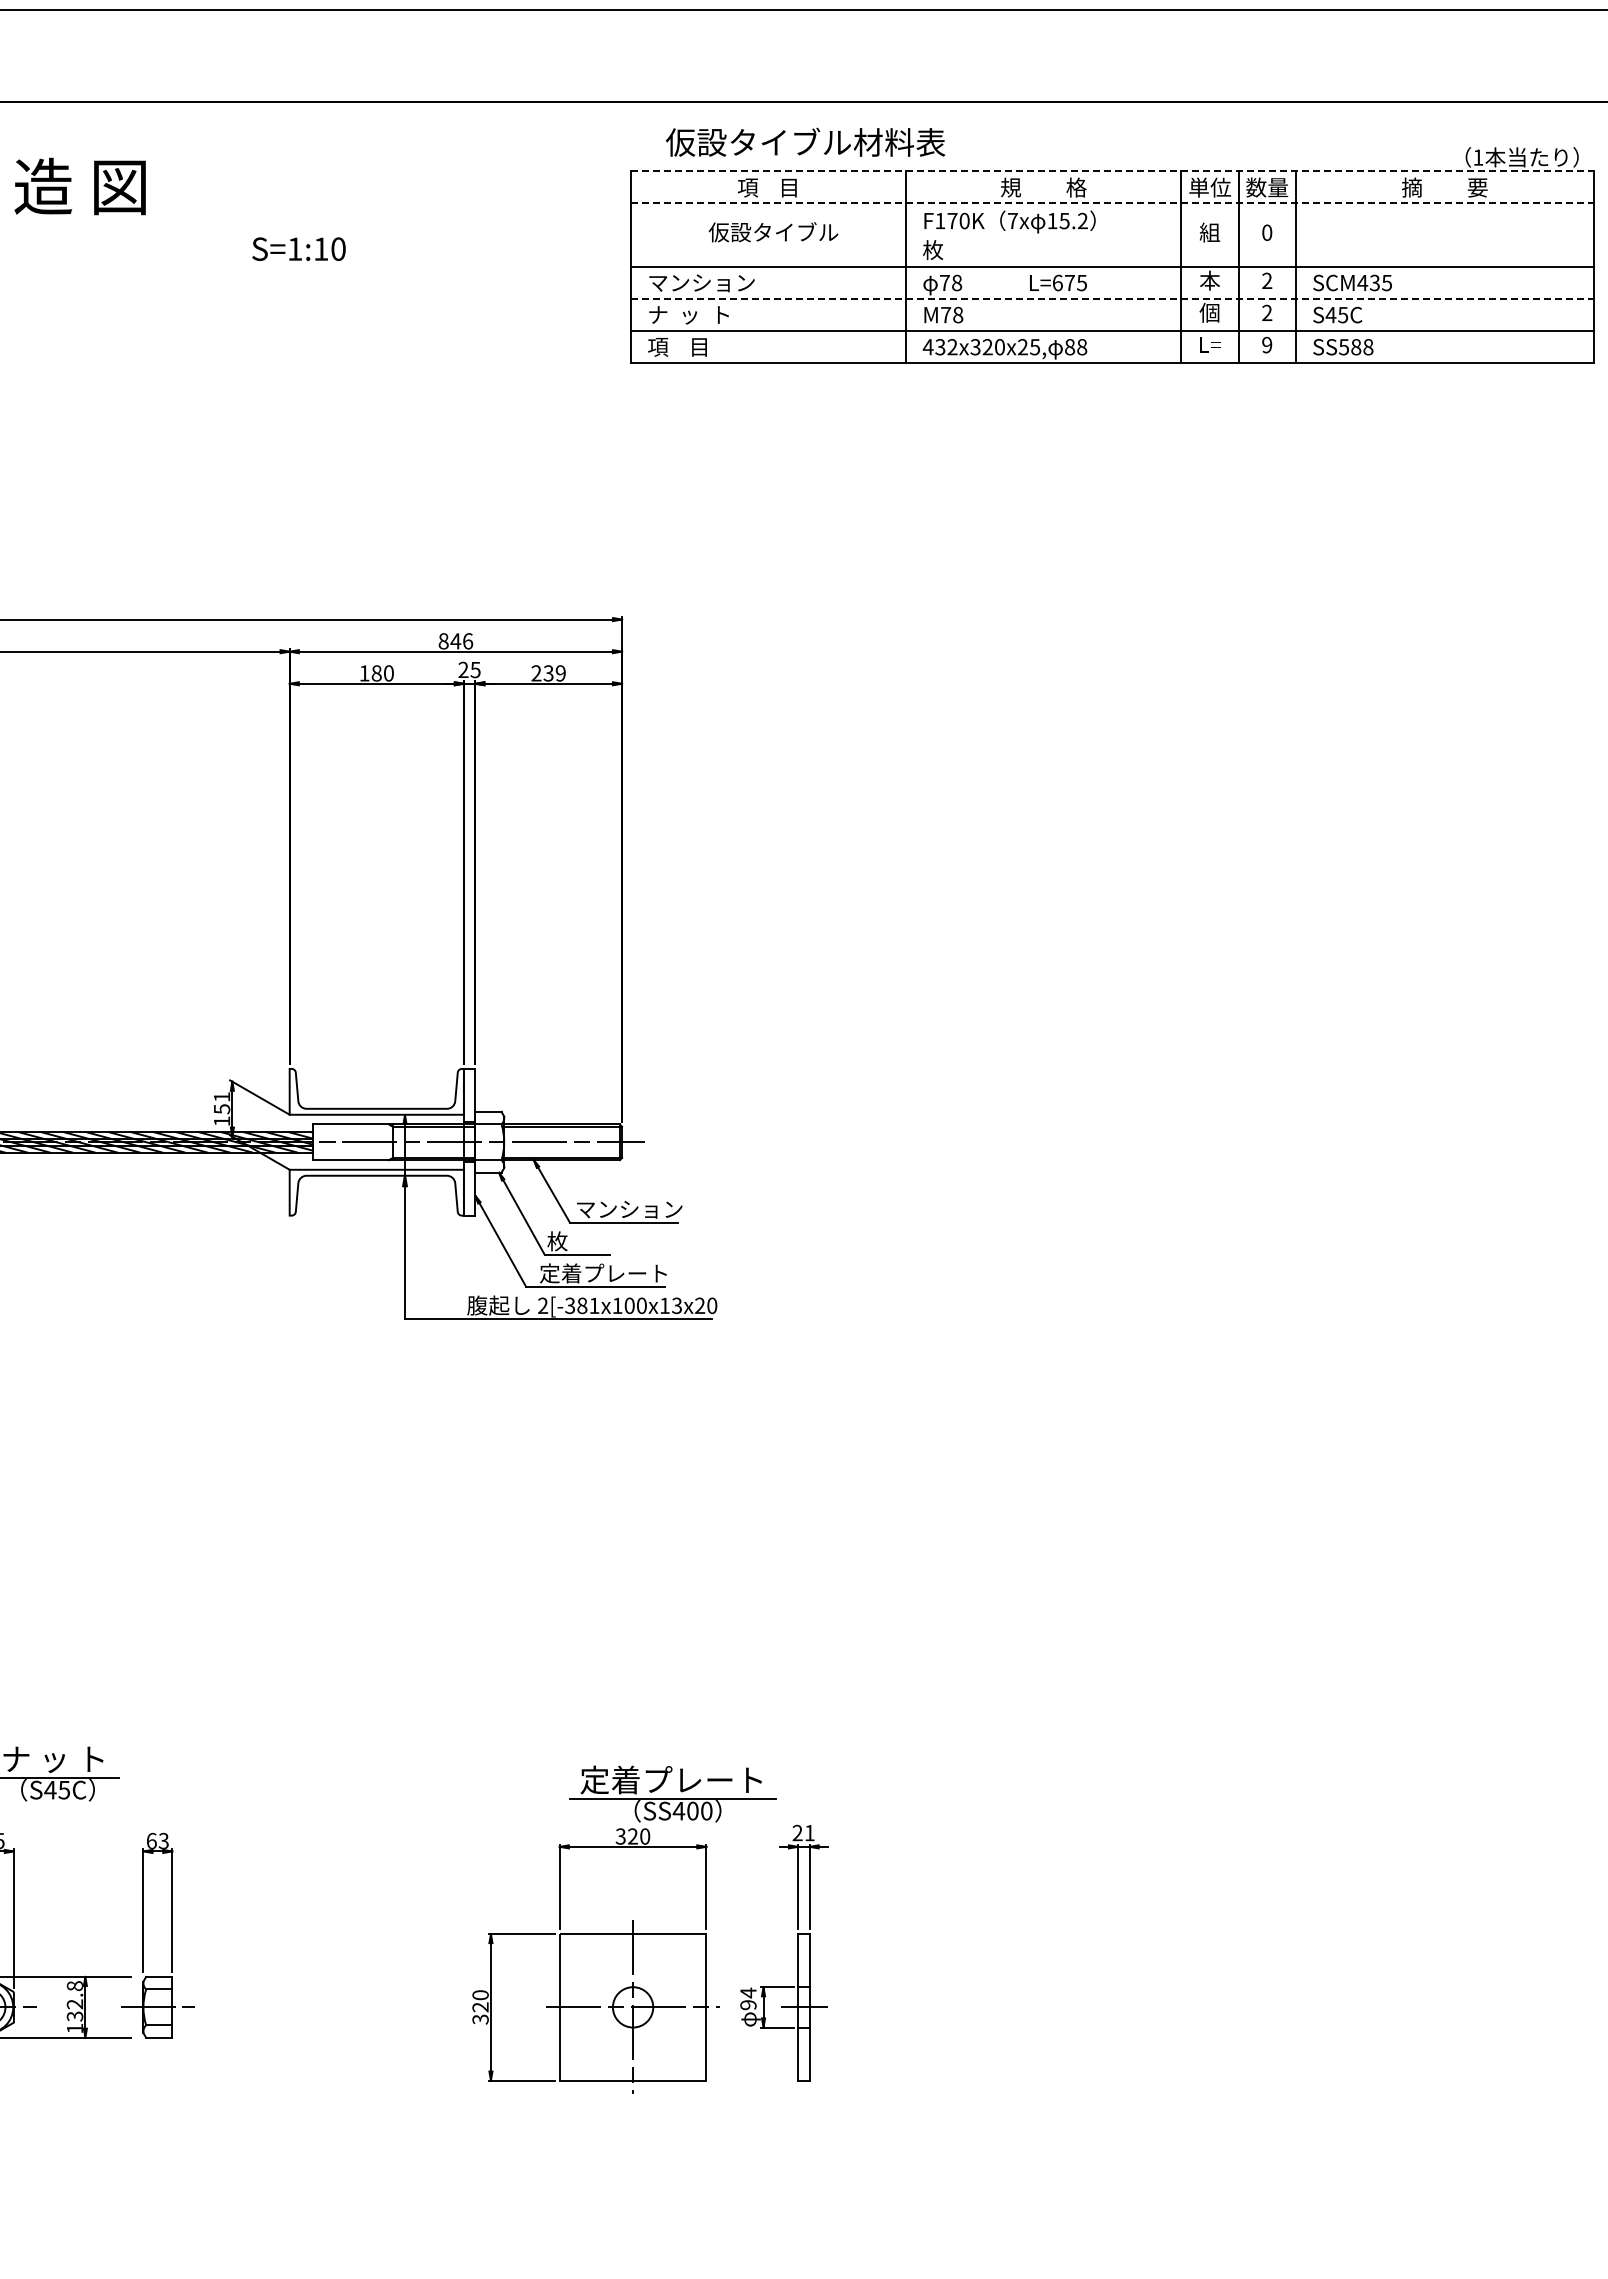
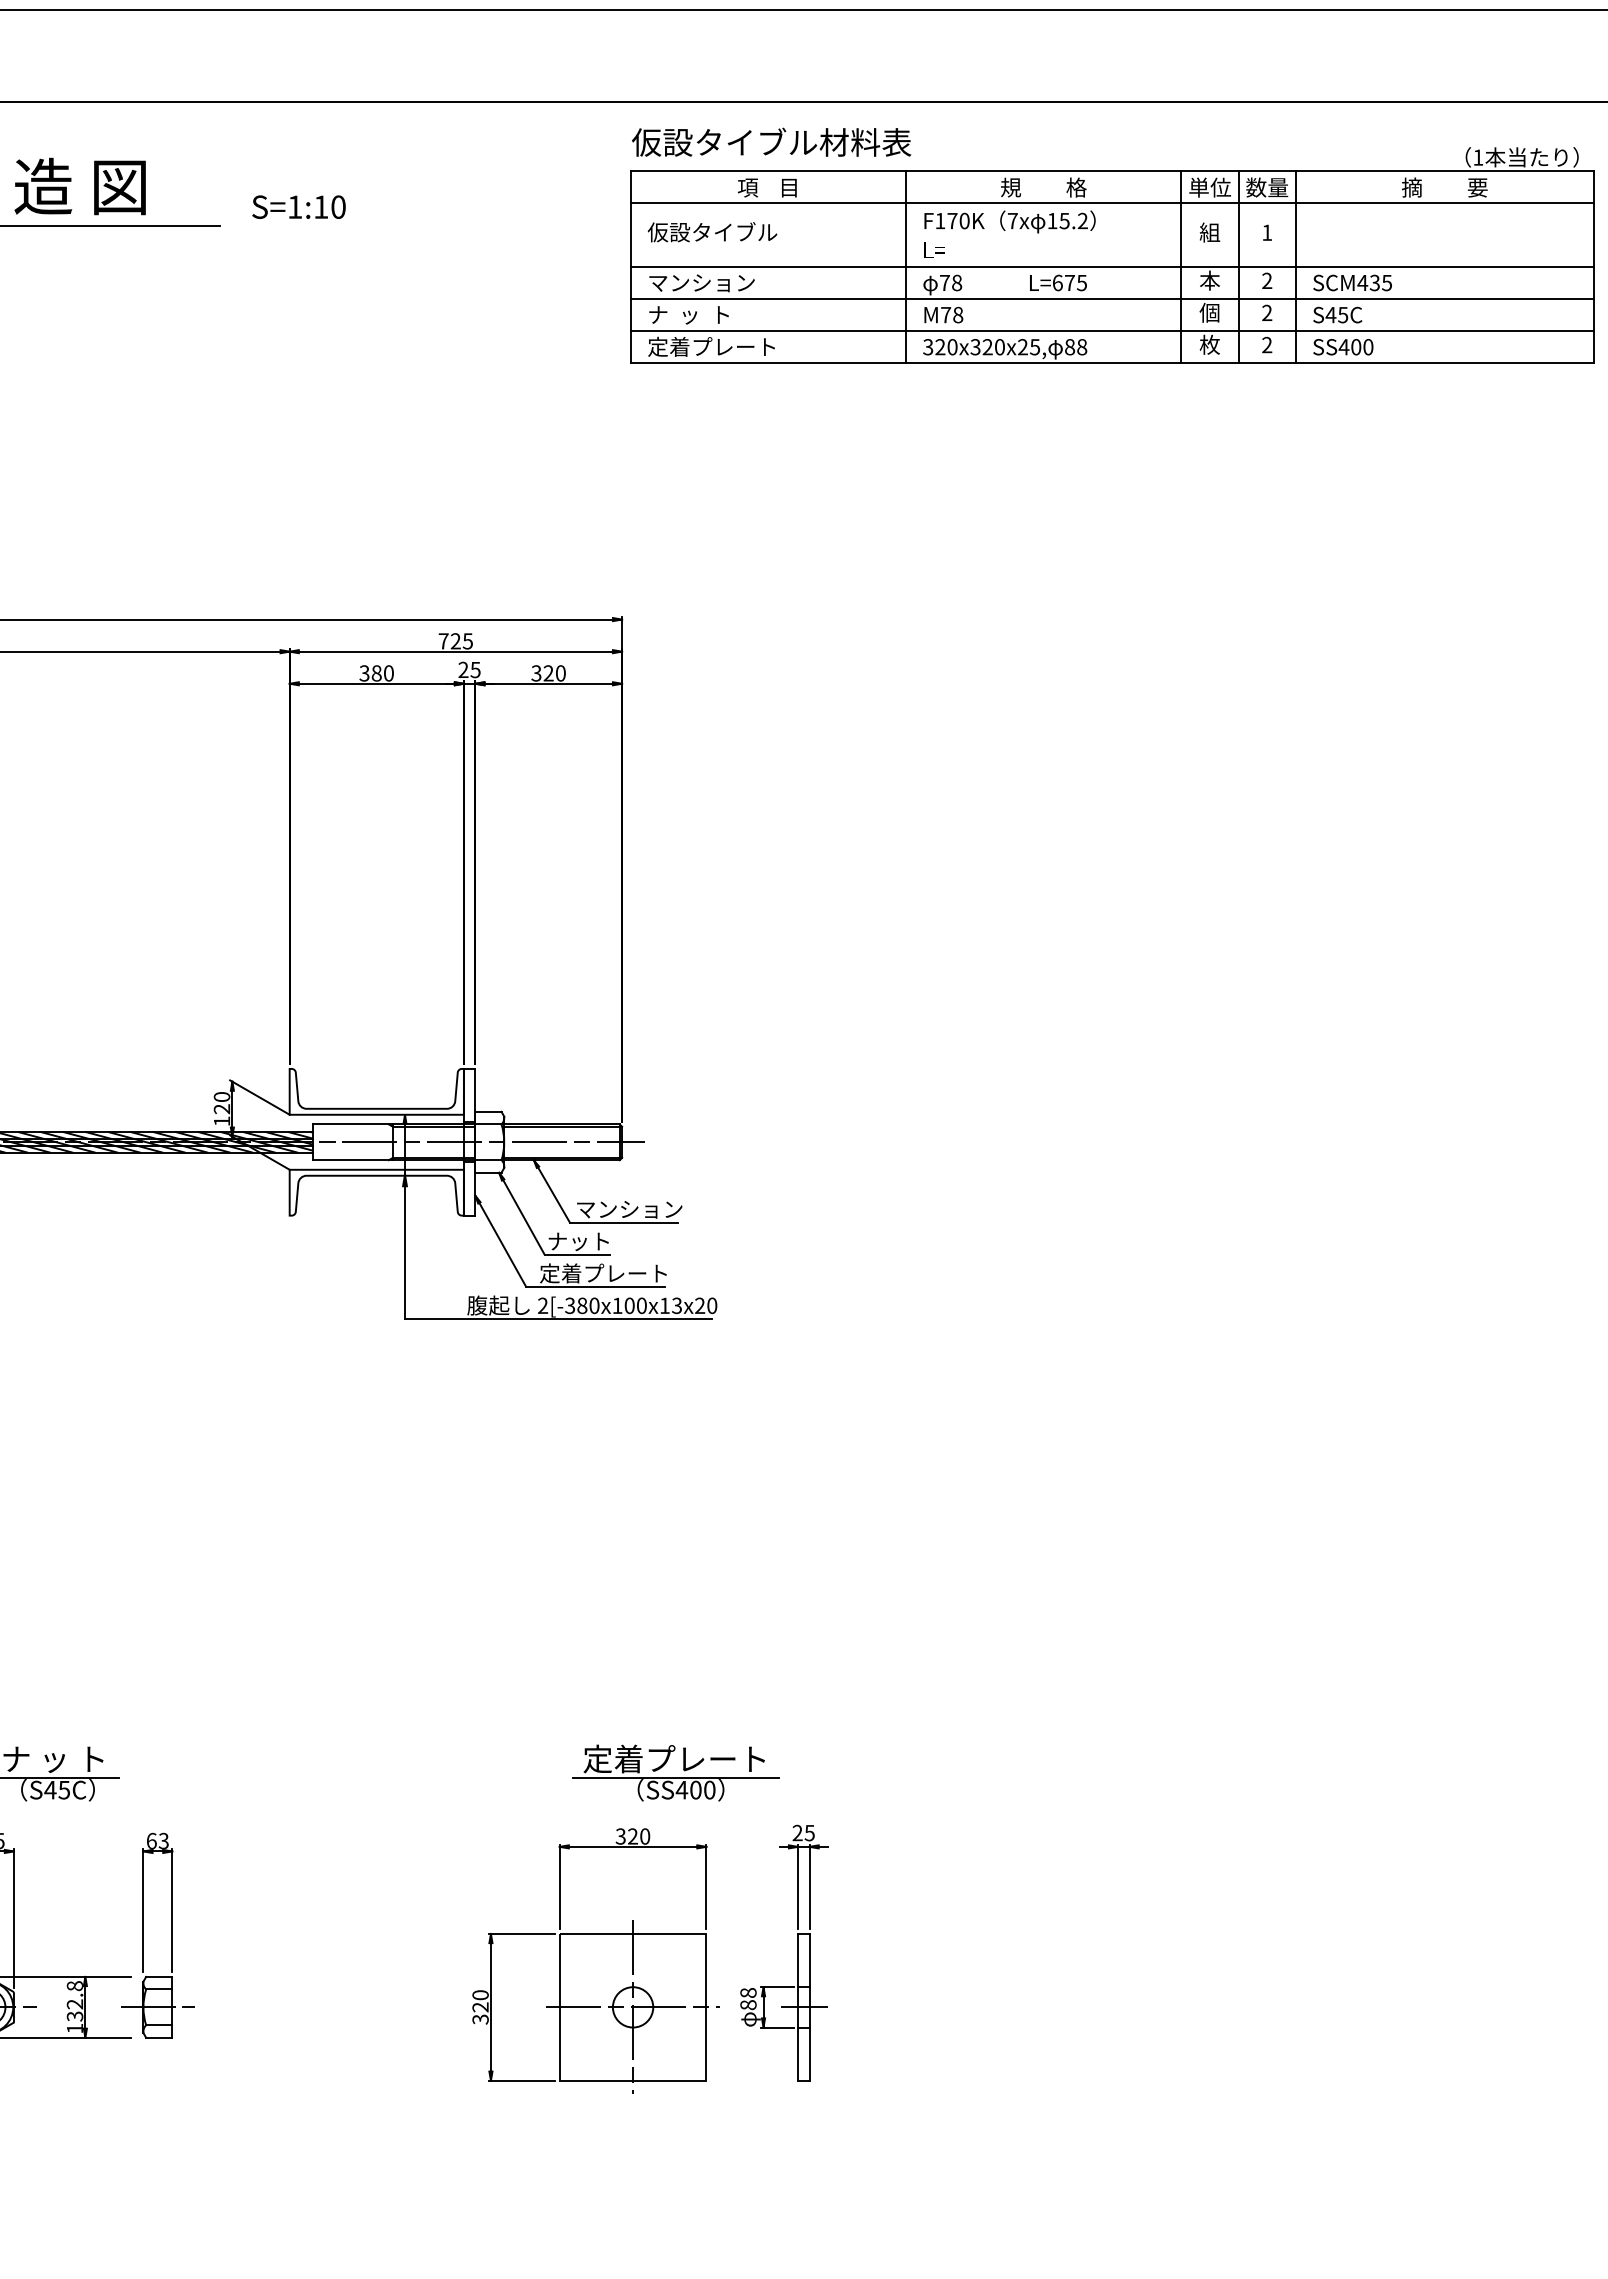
text position: (805, 141) -> (771, 141) (771, 141)
line: dashed -> solid (1113, 170)
line: dashed -> solid (1113, 202)
line: none -> present (111, 225)
text position: (773, 232) -> (712, 232) (712, 232)
text: 0 -> 1 (1267, 232)
text position: (298, 248) -> (298, 206) (298, 206)
text: 枚 -> L= (933, 250)
line: dashed -> solid (1113, 299)
text: L= -> 枚 (1209, 344)
text: 9 -> 2 (1267, 345)
text: 項    目 -> 定着プレート (711, 346)
text: 432x320x25, -> 320x320x25, (939, 347)
text: SS588 -> SS400 (1355, 347)
text: 846 -> 725 (455, 641)
text: 180 -> 380 (364, 673)
text: 239 -> 320 (548, 673)
text: 151 -> 120 (221, 1103)
text: 枚 -> ナット (577, 1241)
text: 2[-381x100x13x20 -> 2[-380x100x13x20 (594, 1305)
part position: (672, 1793) -> (675, 1772) (675, 1772)
text: 21 -> 25 (809, 1833)
text: 94 -> 88 (748, 1998)
